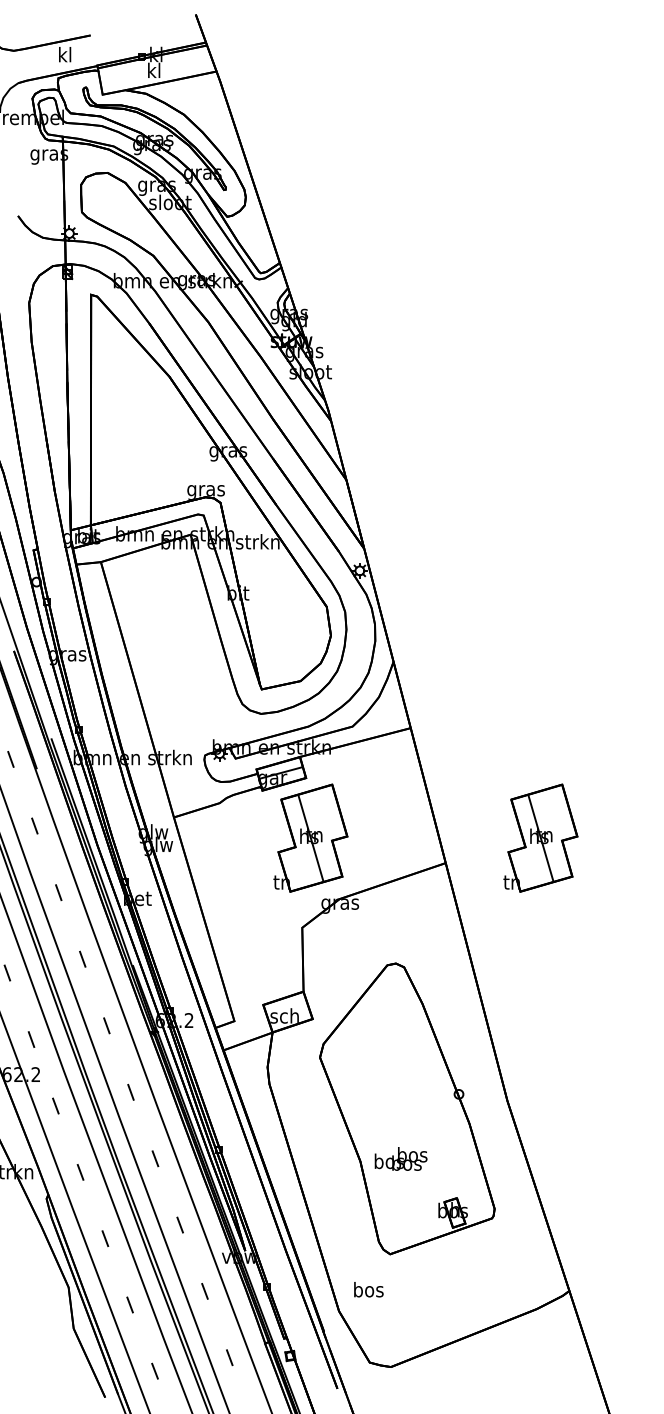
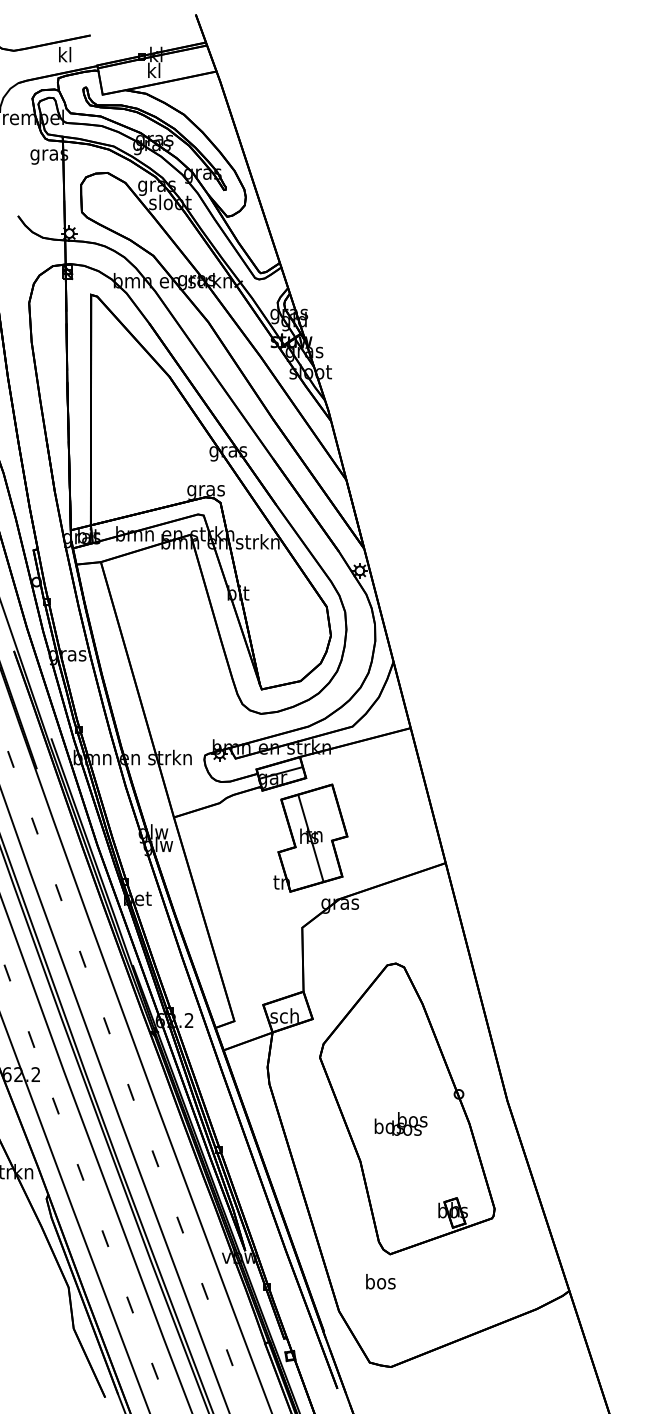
part: present -> none (540, 837)
text position: (400, 1158) -> (400, 1123) (400, 1123)
text position: (368, 1289) -> (380, 1281) (380, 1281)
